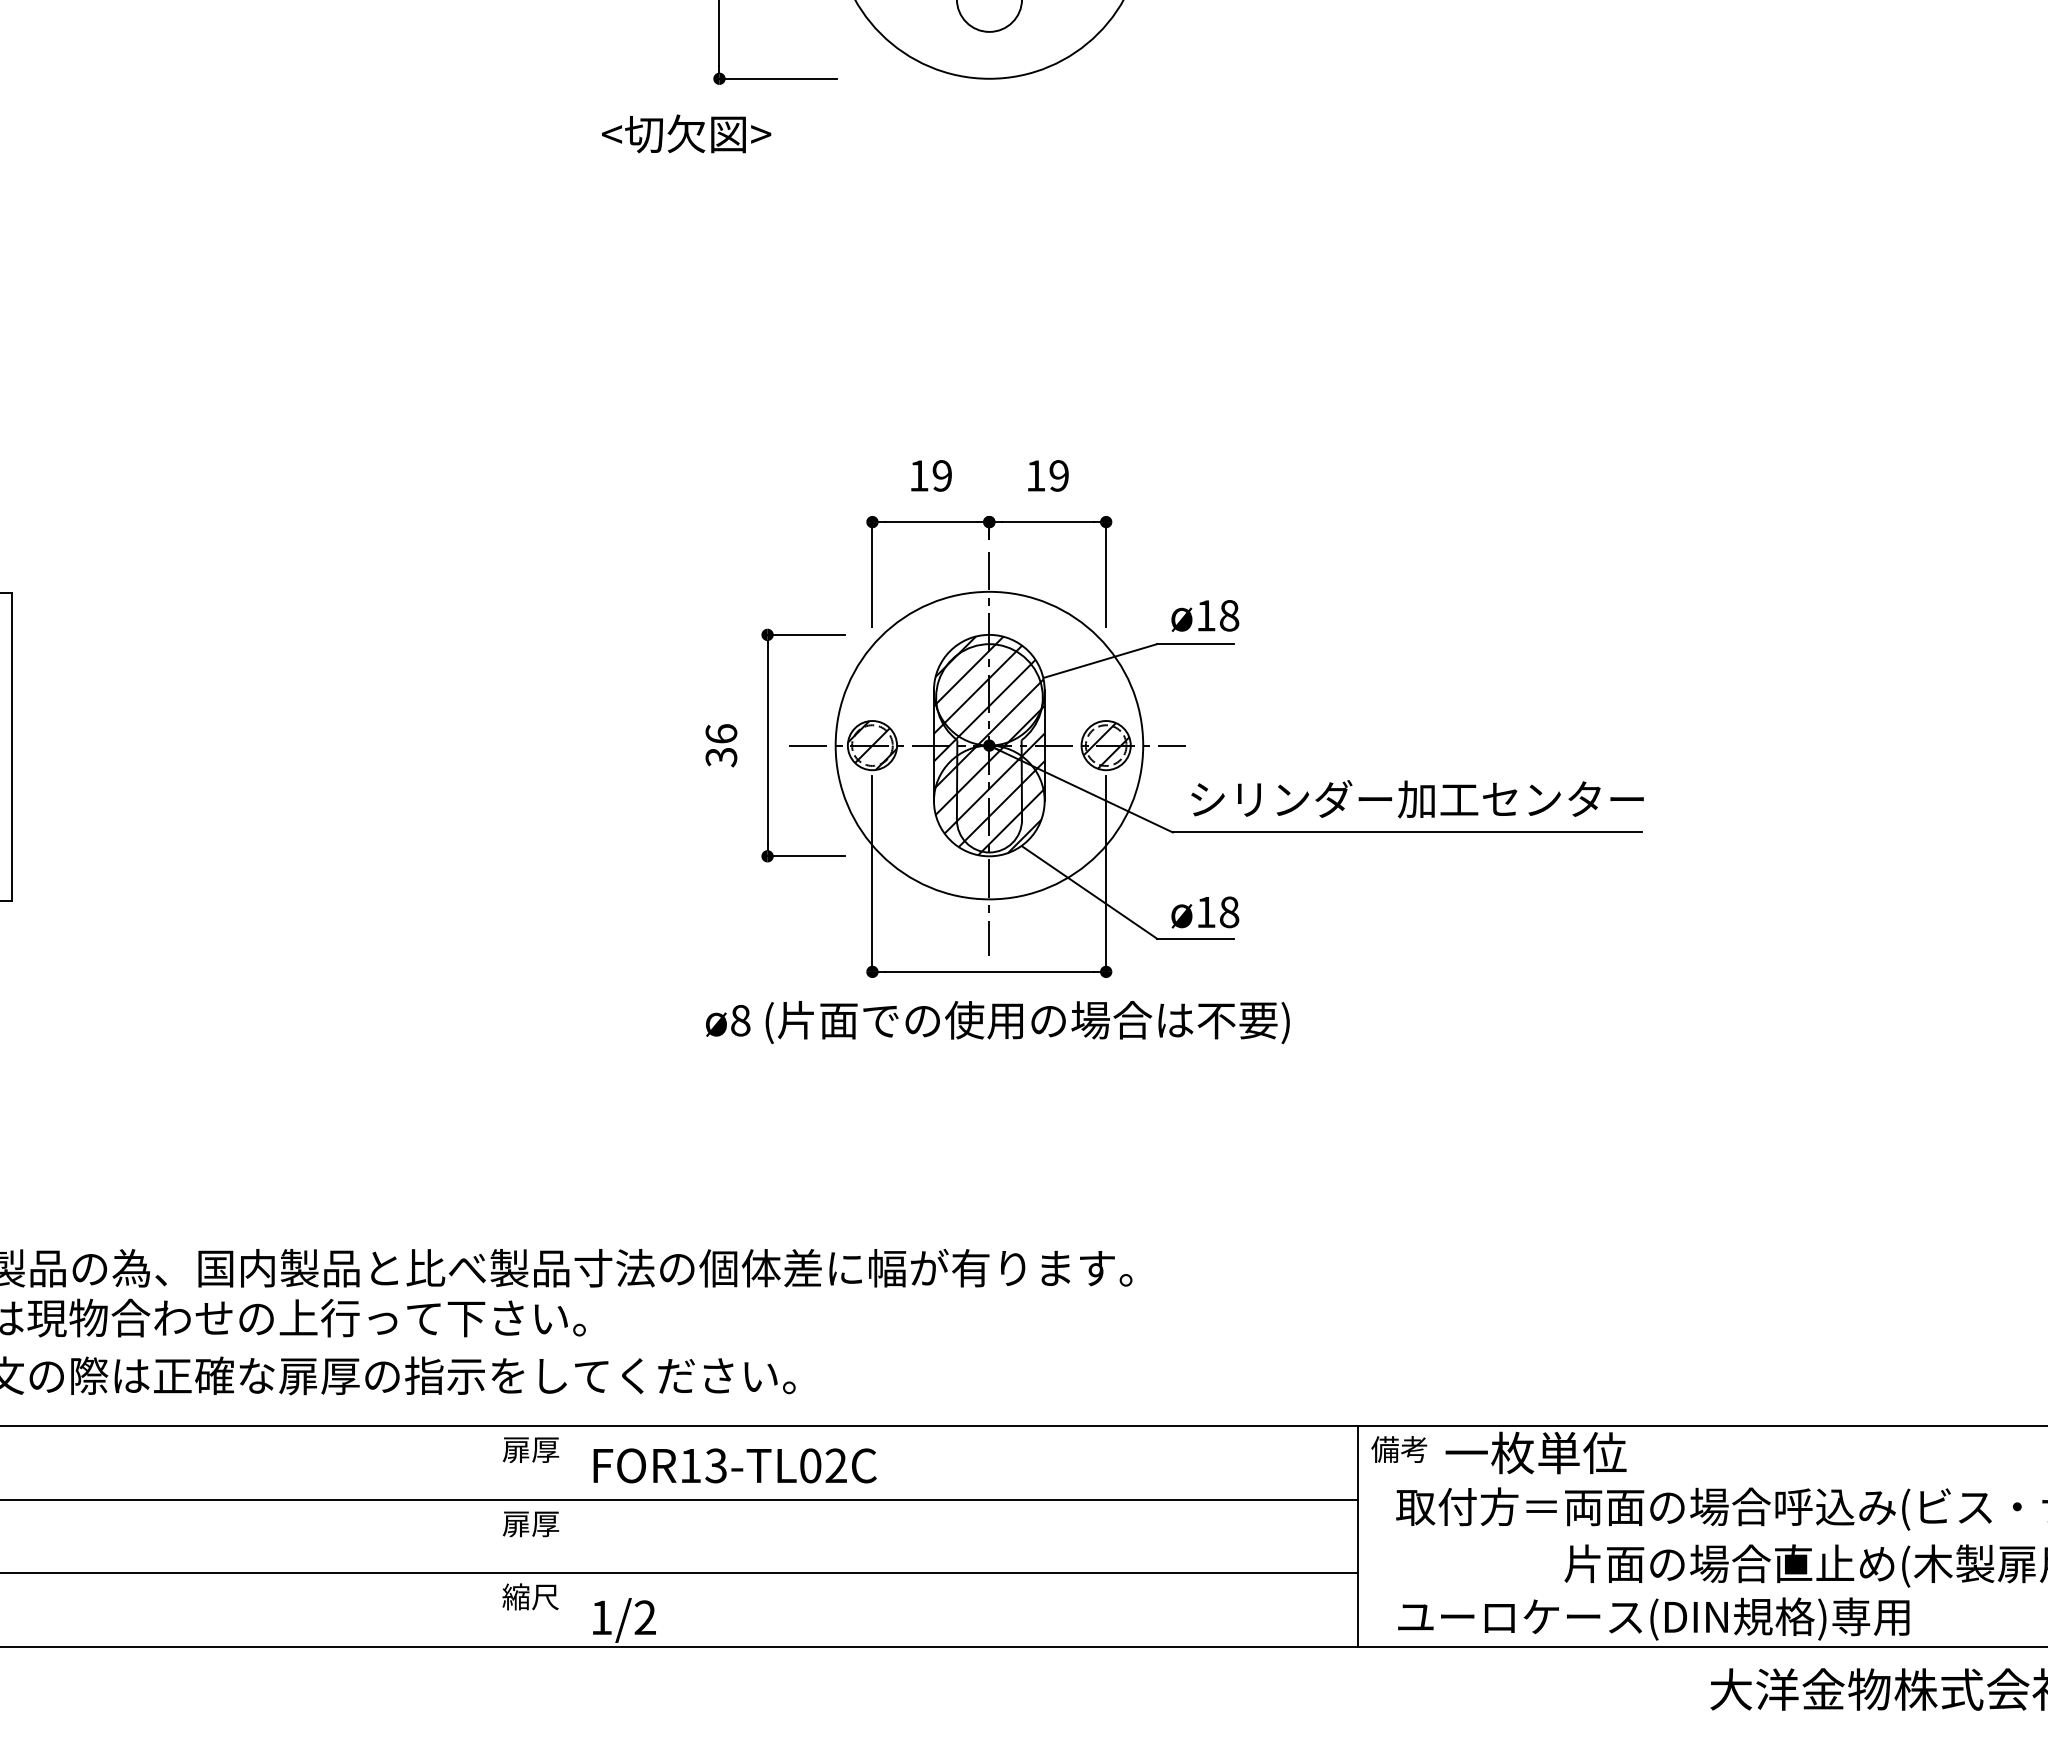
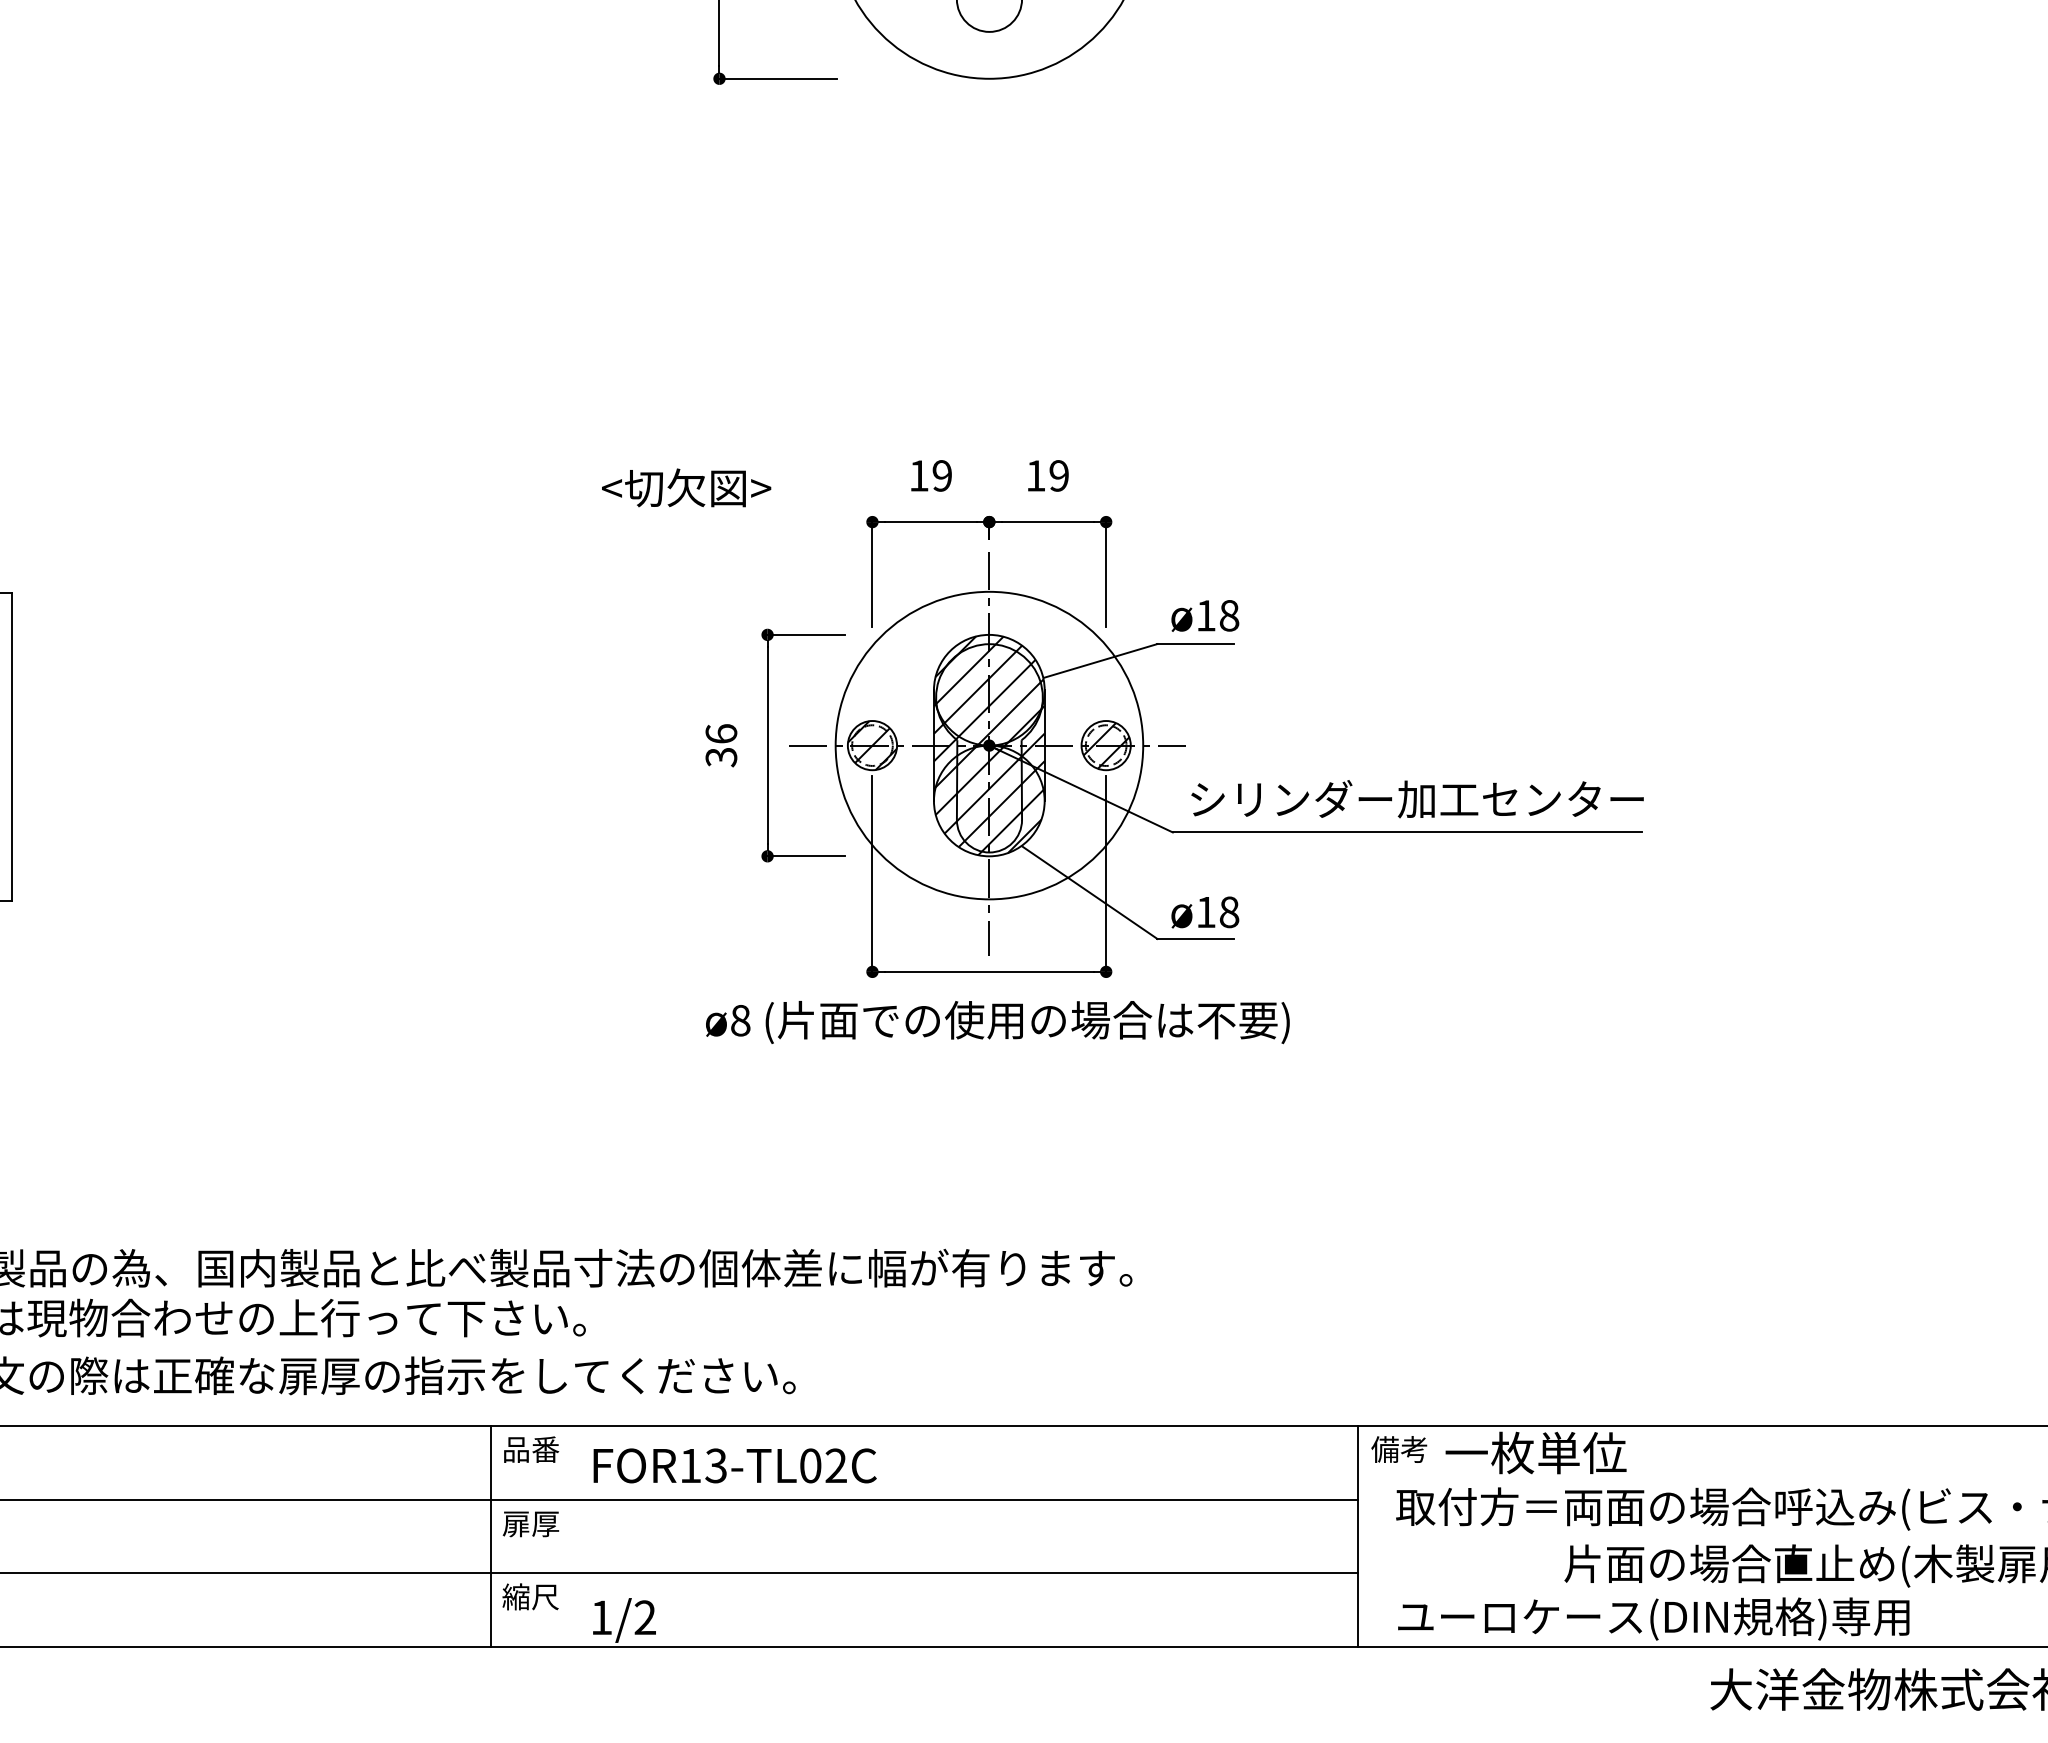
text position: (686, 133) -> (686, 487) (686, 487)
text: 扉厚 -> 品番 (530, 1449)
line: none -> present (490, 1536)
